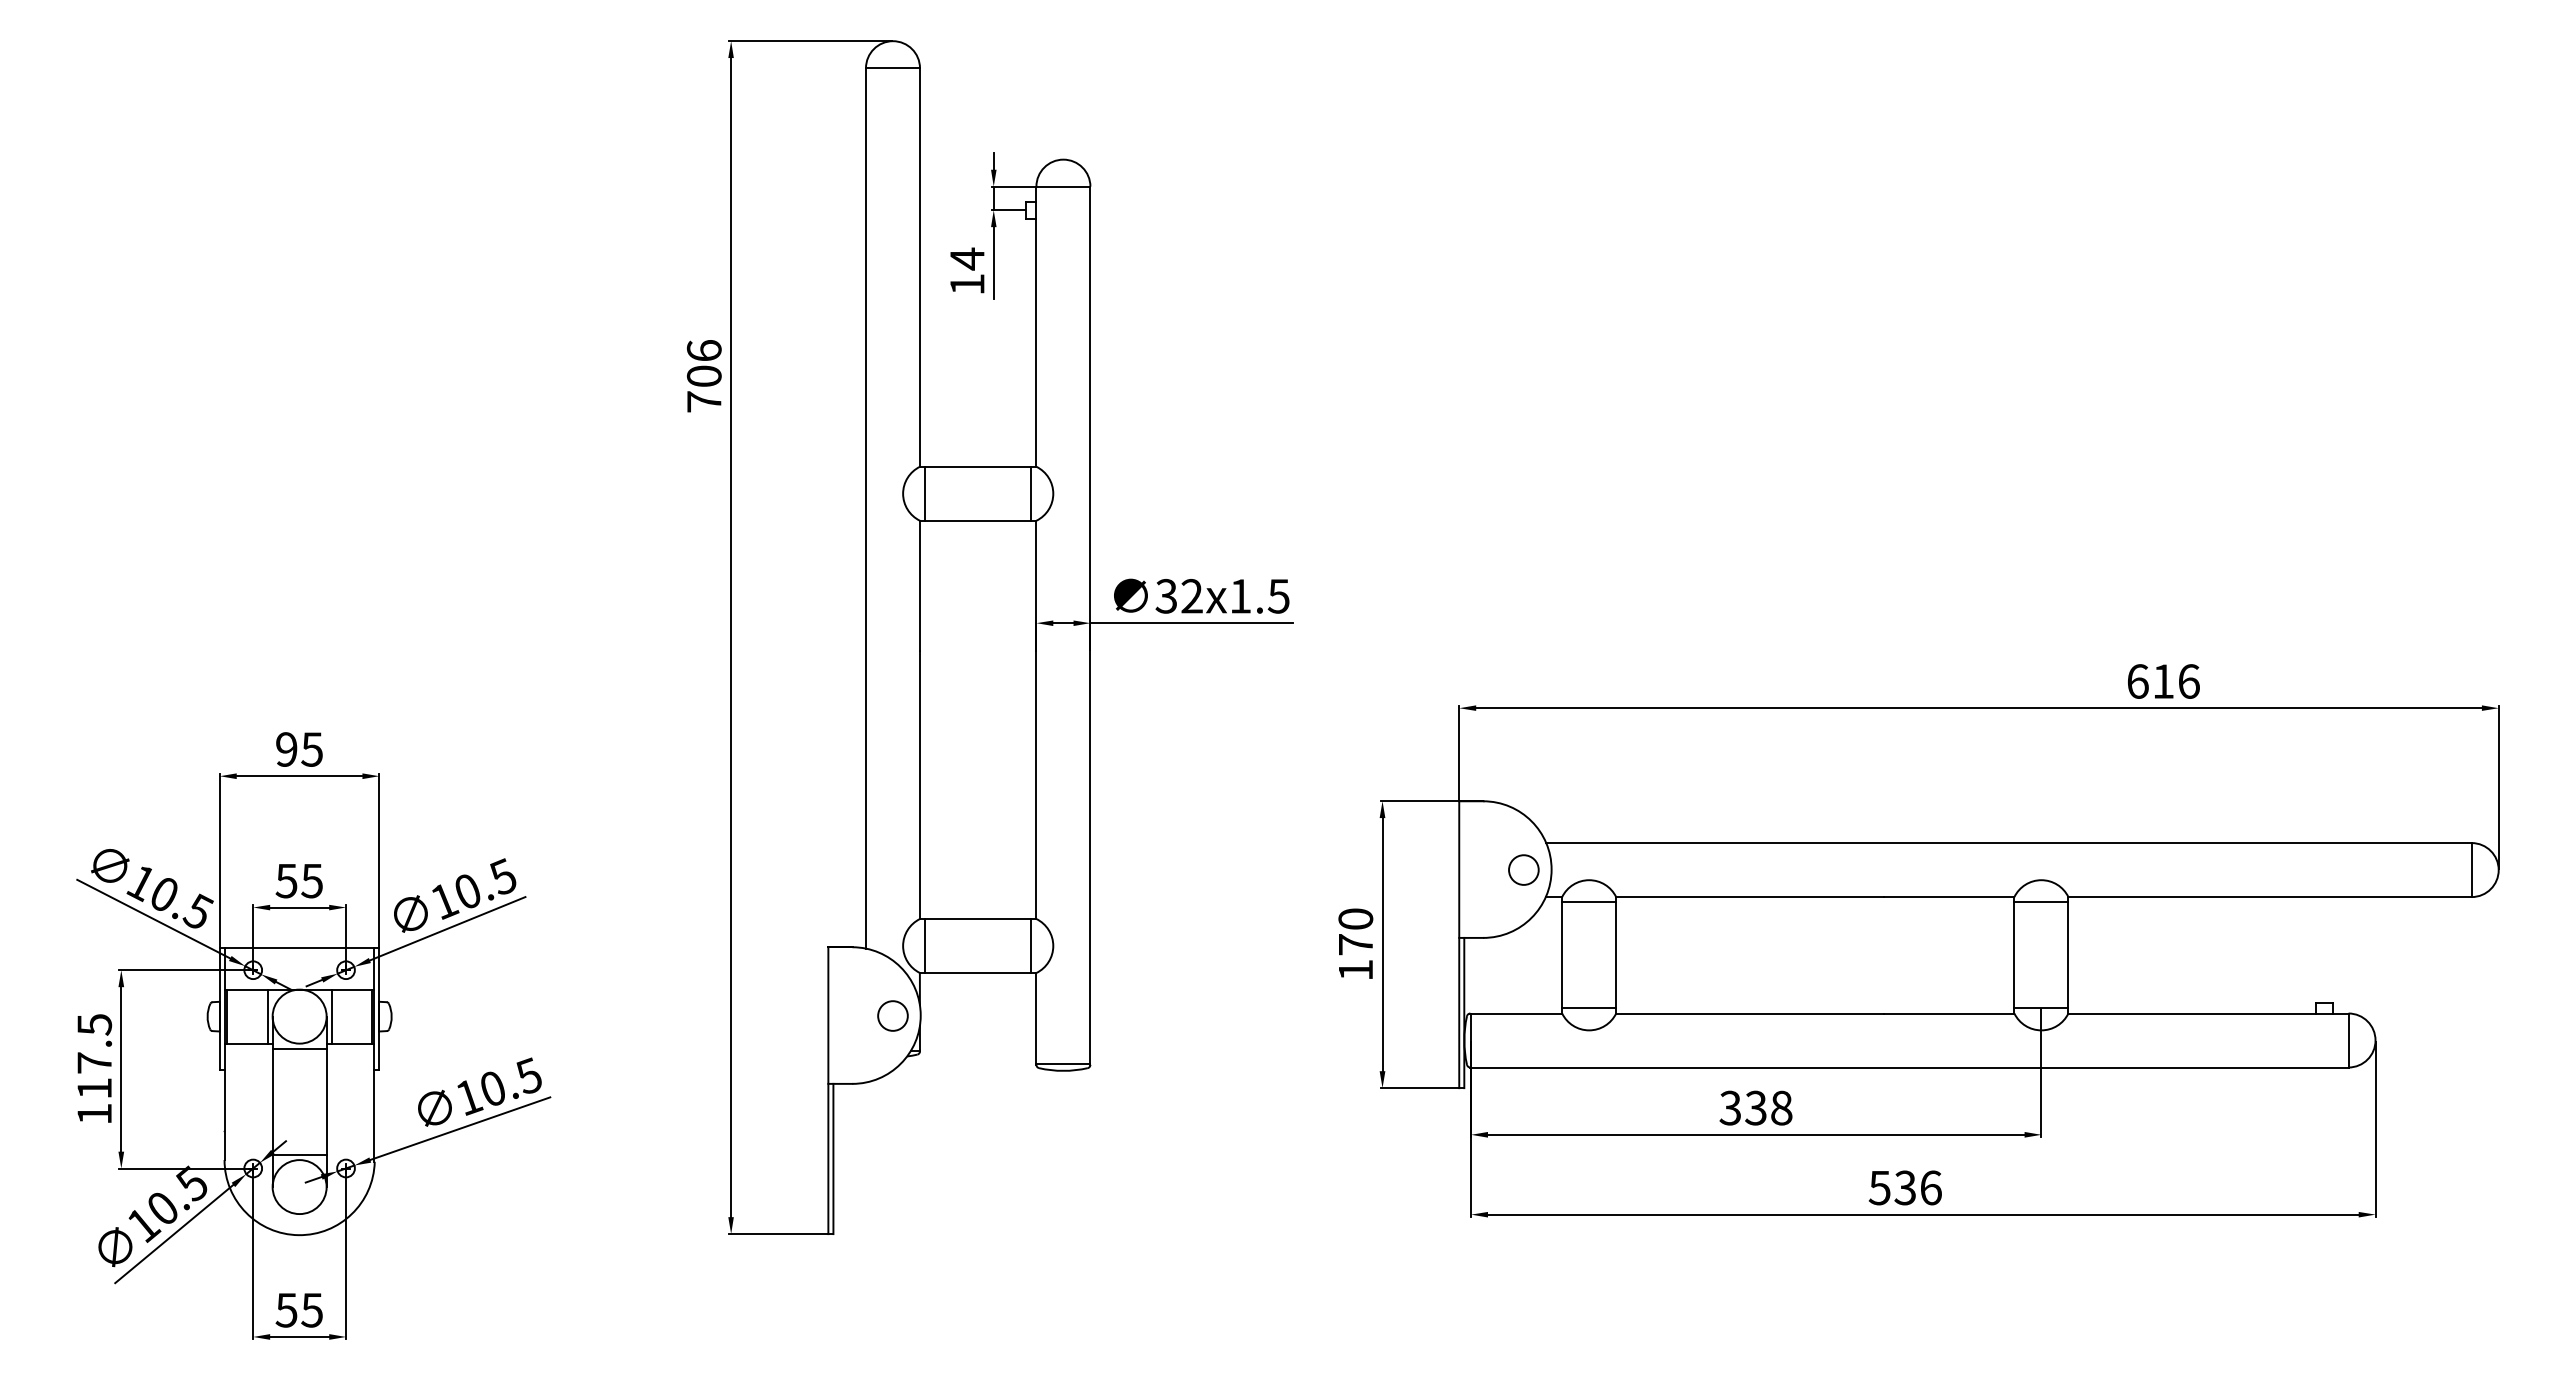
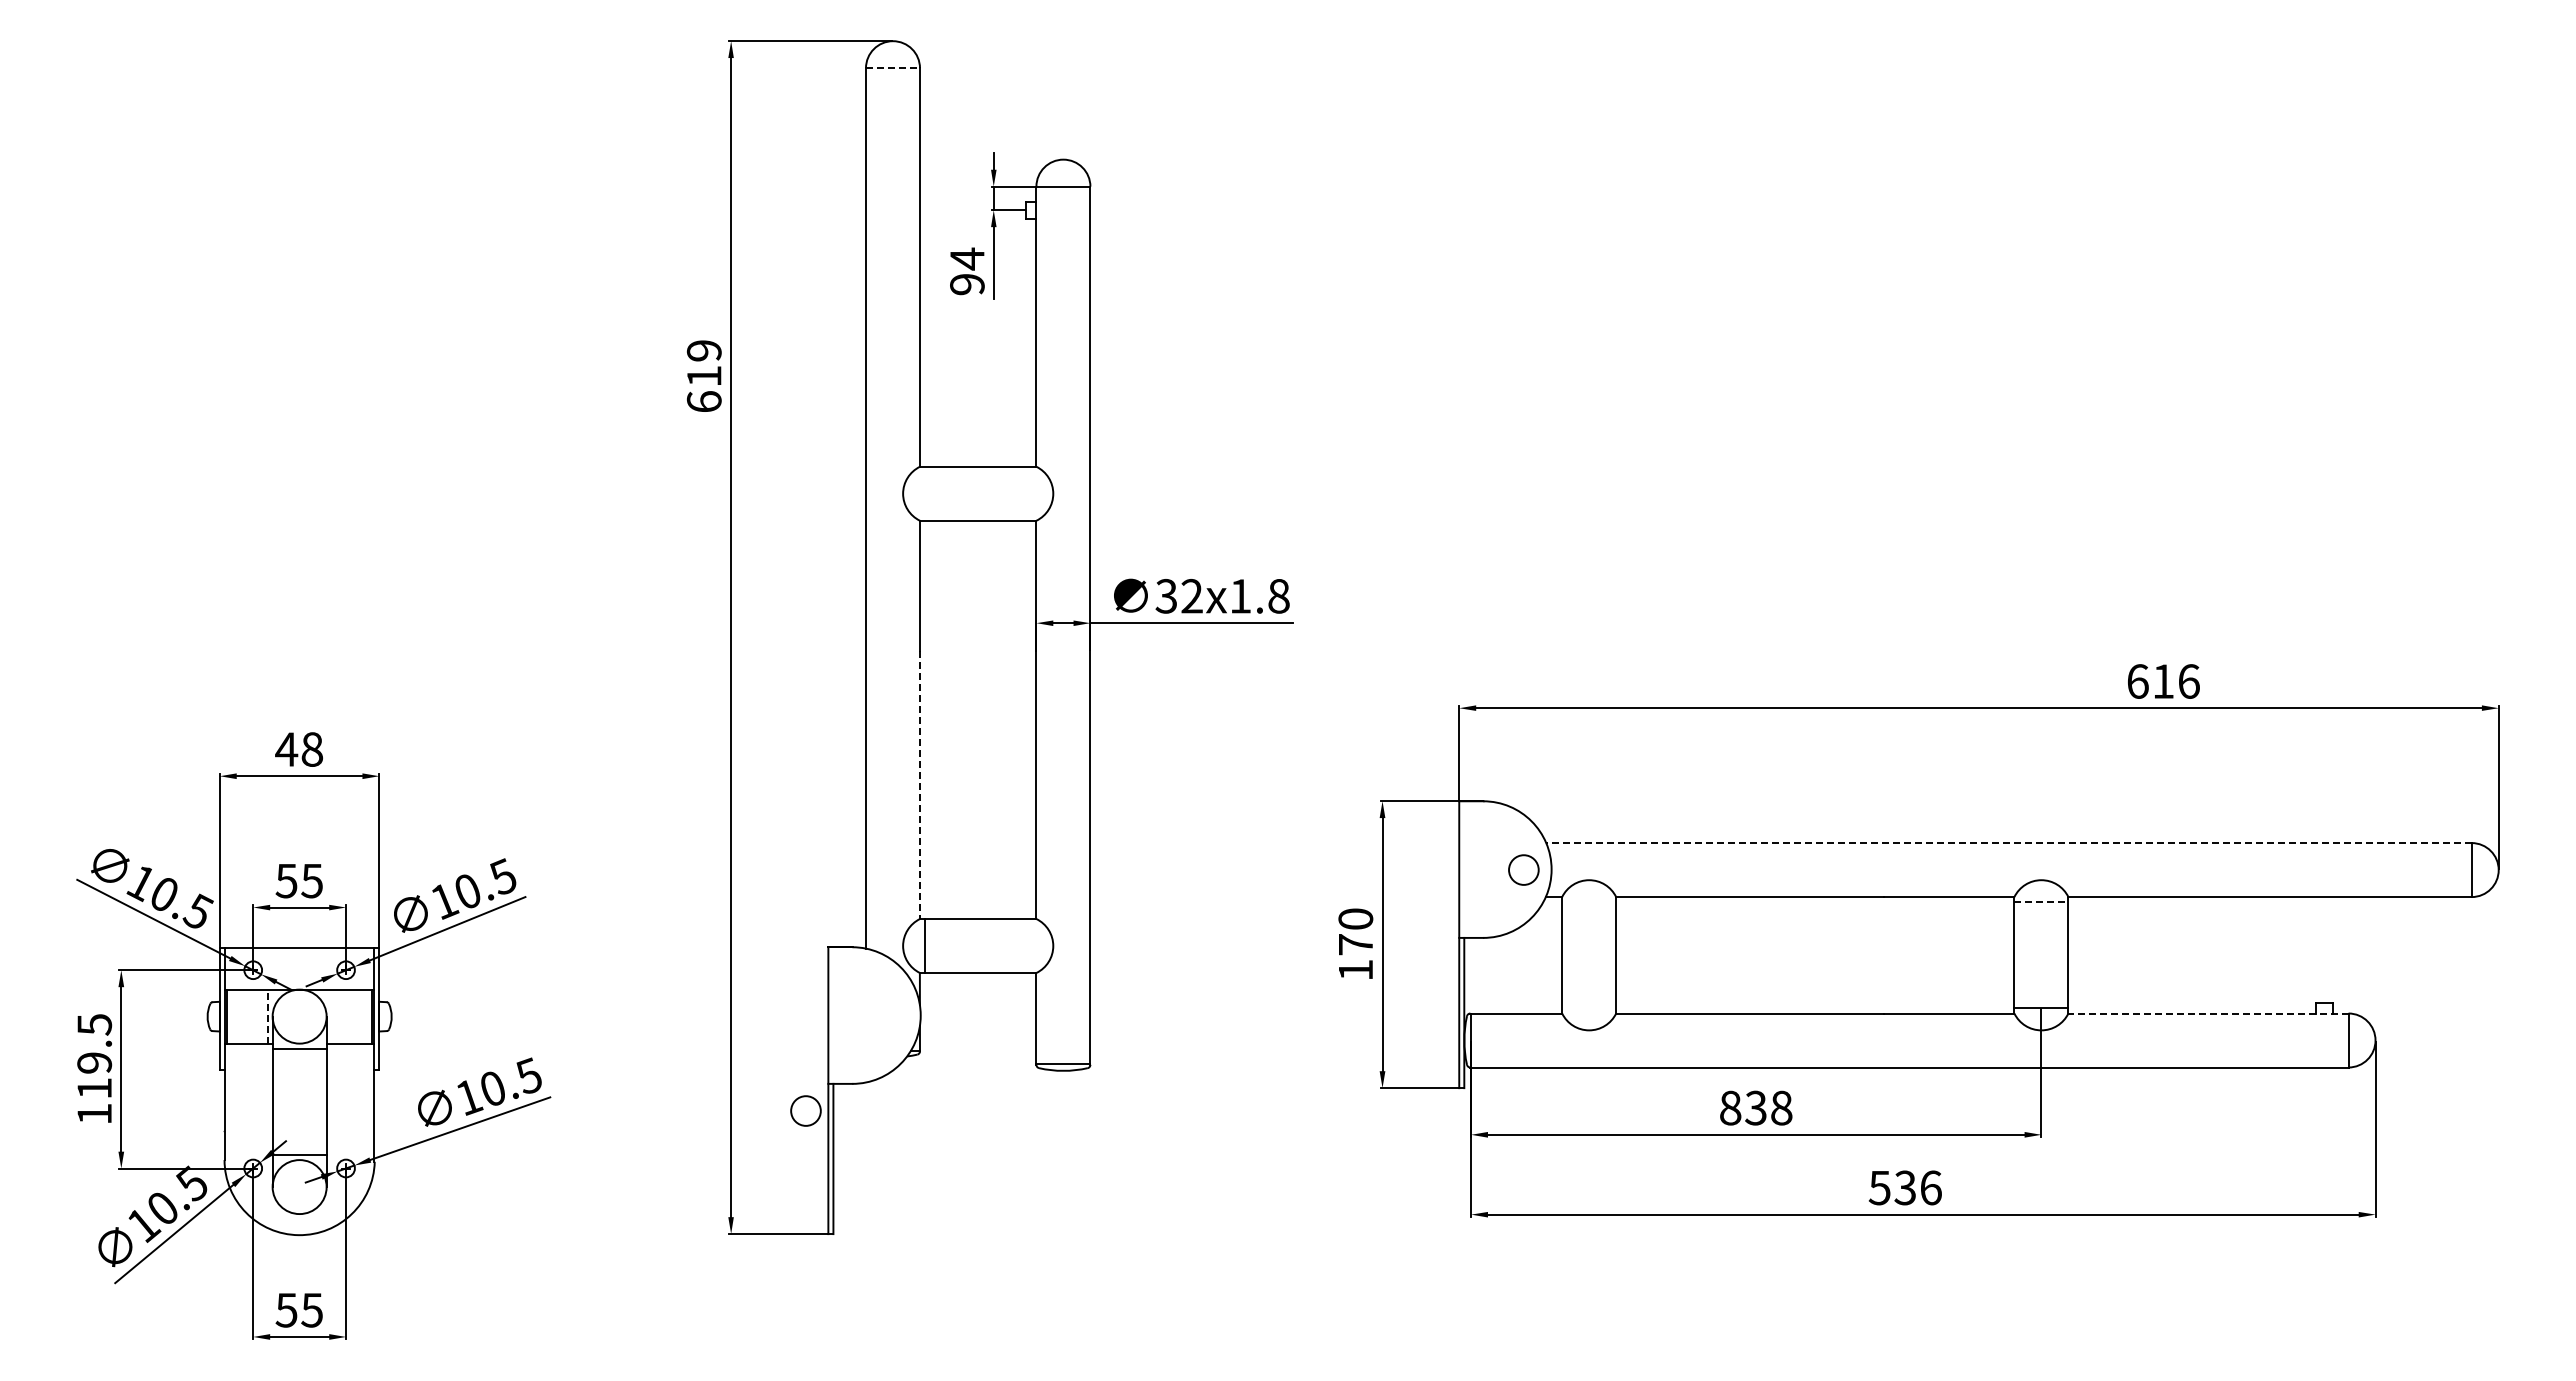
line: solid -> dashed (892, 68)
text: 14 -> 94 (967, 284)
text: 706 -> 619 (703, 376)
line: present -> none (925, 493)
line: present -> none (1031, 493)
text: 32x1.5 -> 32x1.8 (1278, 596)
text: 95 -> 48 (299, 749)
line: solid -> dashed (919, 785)
line: solid -> dashed (2008, 843)
line: present -> none (1589, 902)
line: solid -> dashed (2041, 902)
line: present -> none (1031, 946)
line: present -> none (1589, 1008)
line: solid -> dashed (2207, 1013)
circle position: (892, 1015) -> (805, 1110) (805, 1110)
line: solid -> dashed (267, 1016)
line: present -> none (331, 1016)
text: 117.5 -> 119.5 (94, 1062)
text: 338 -> 838 (1730, 1107)
